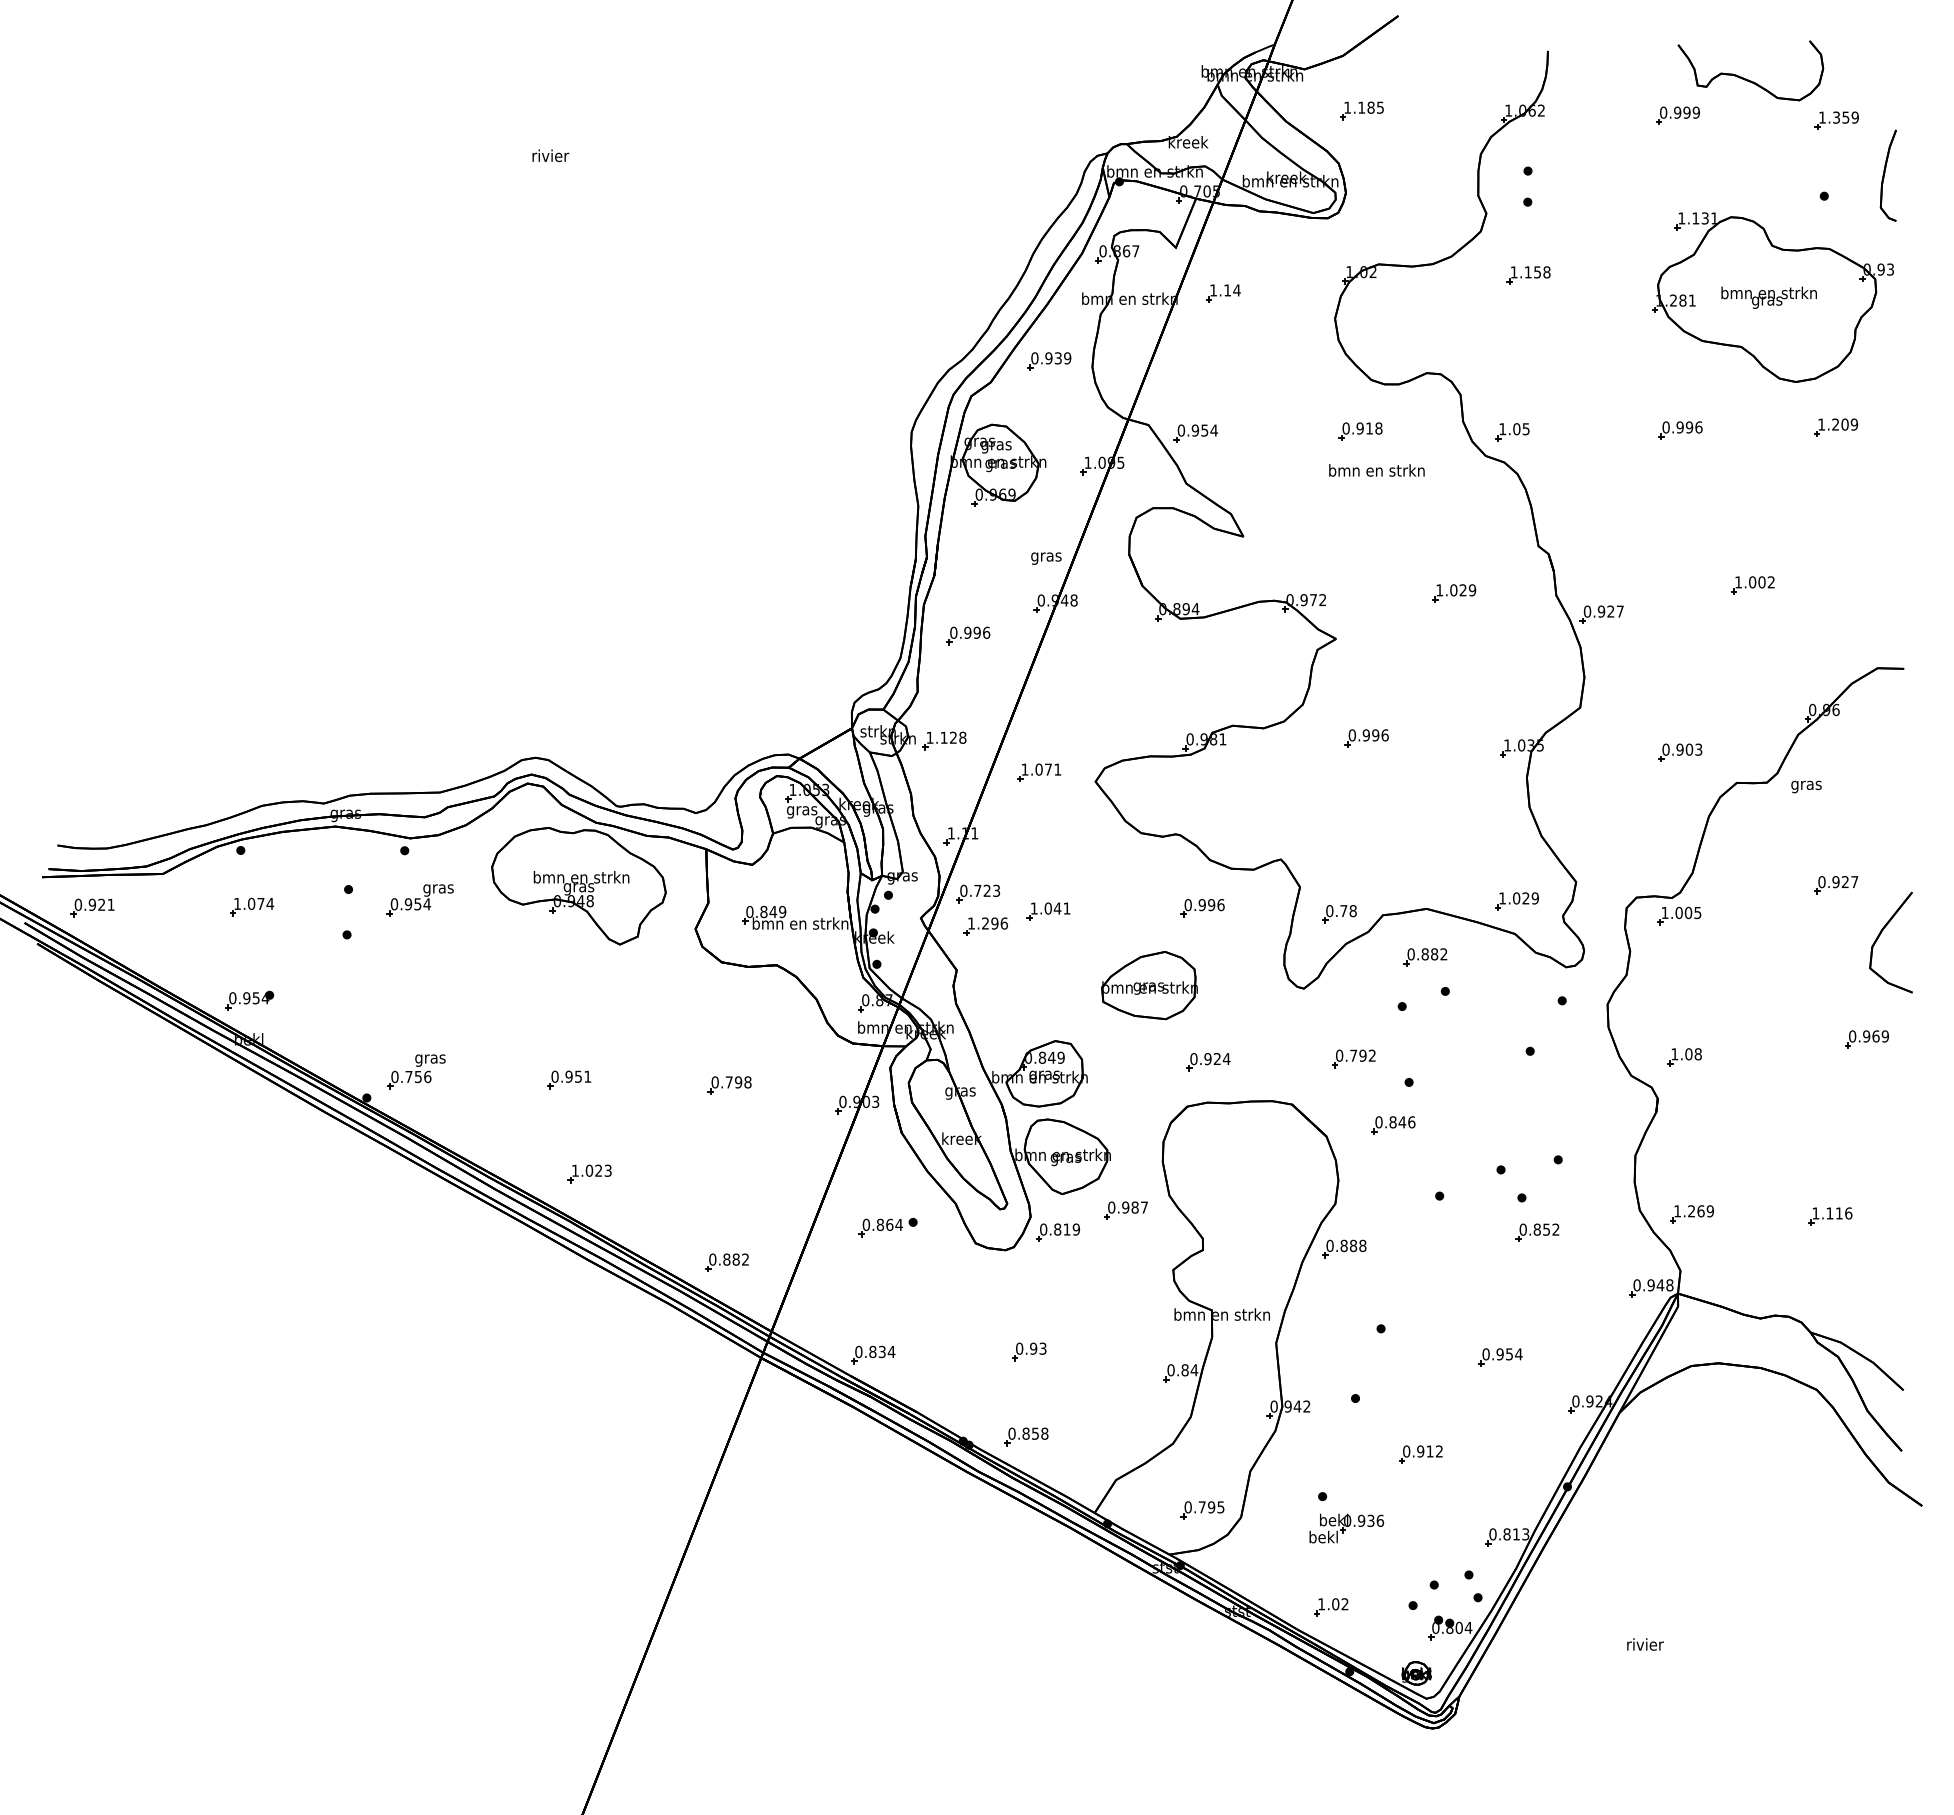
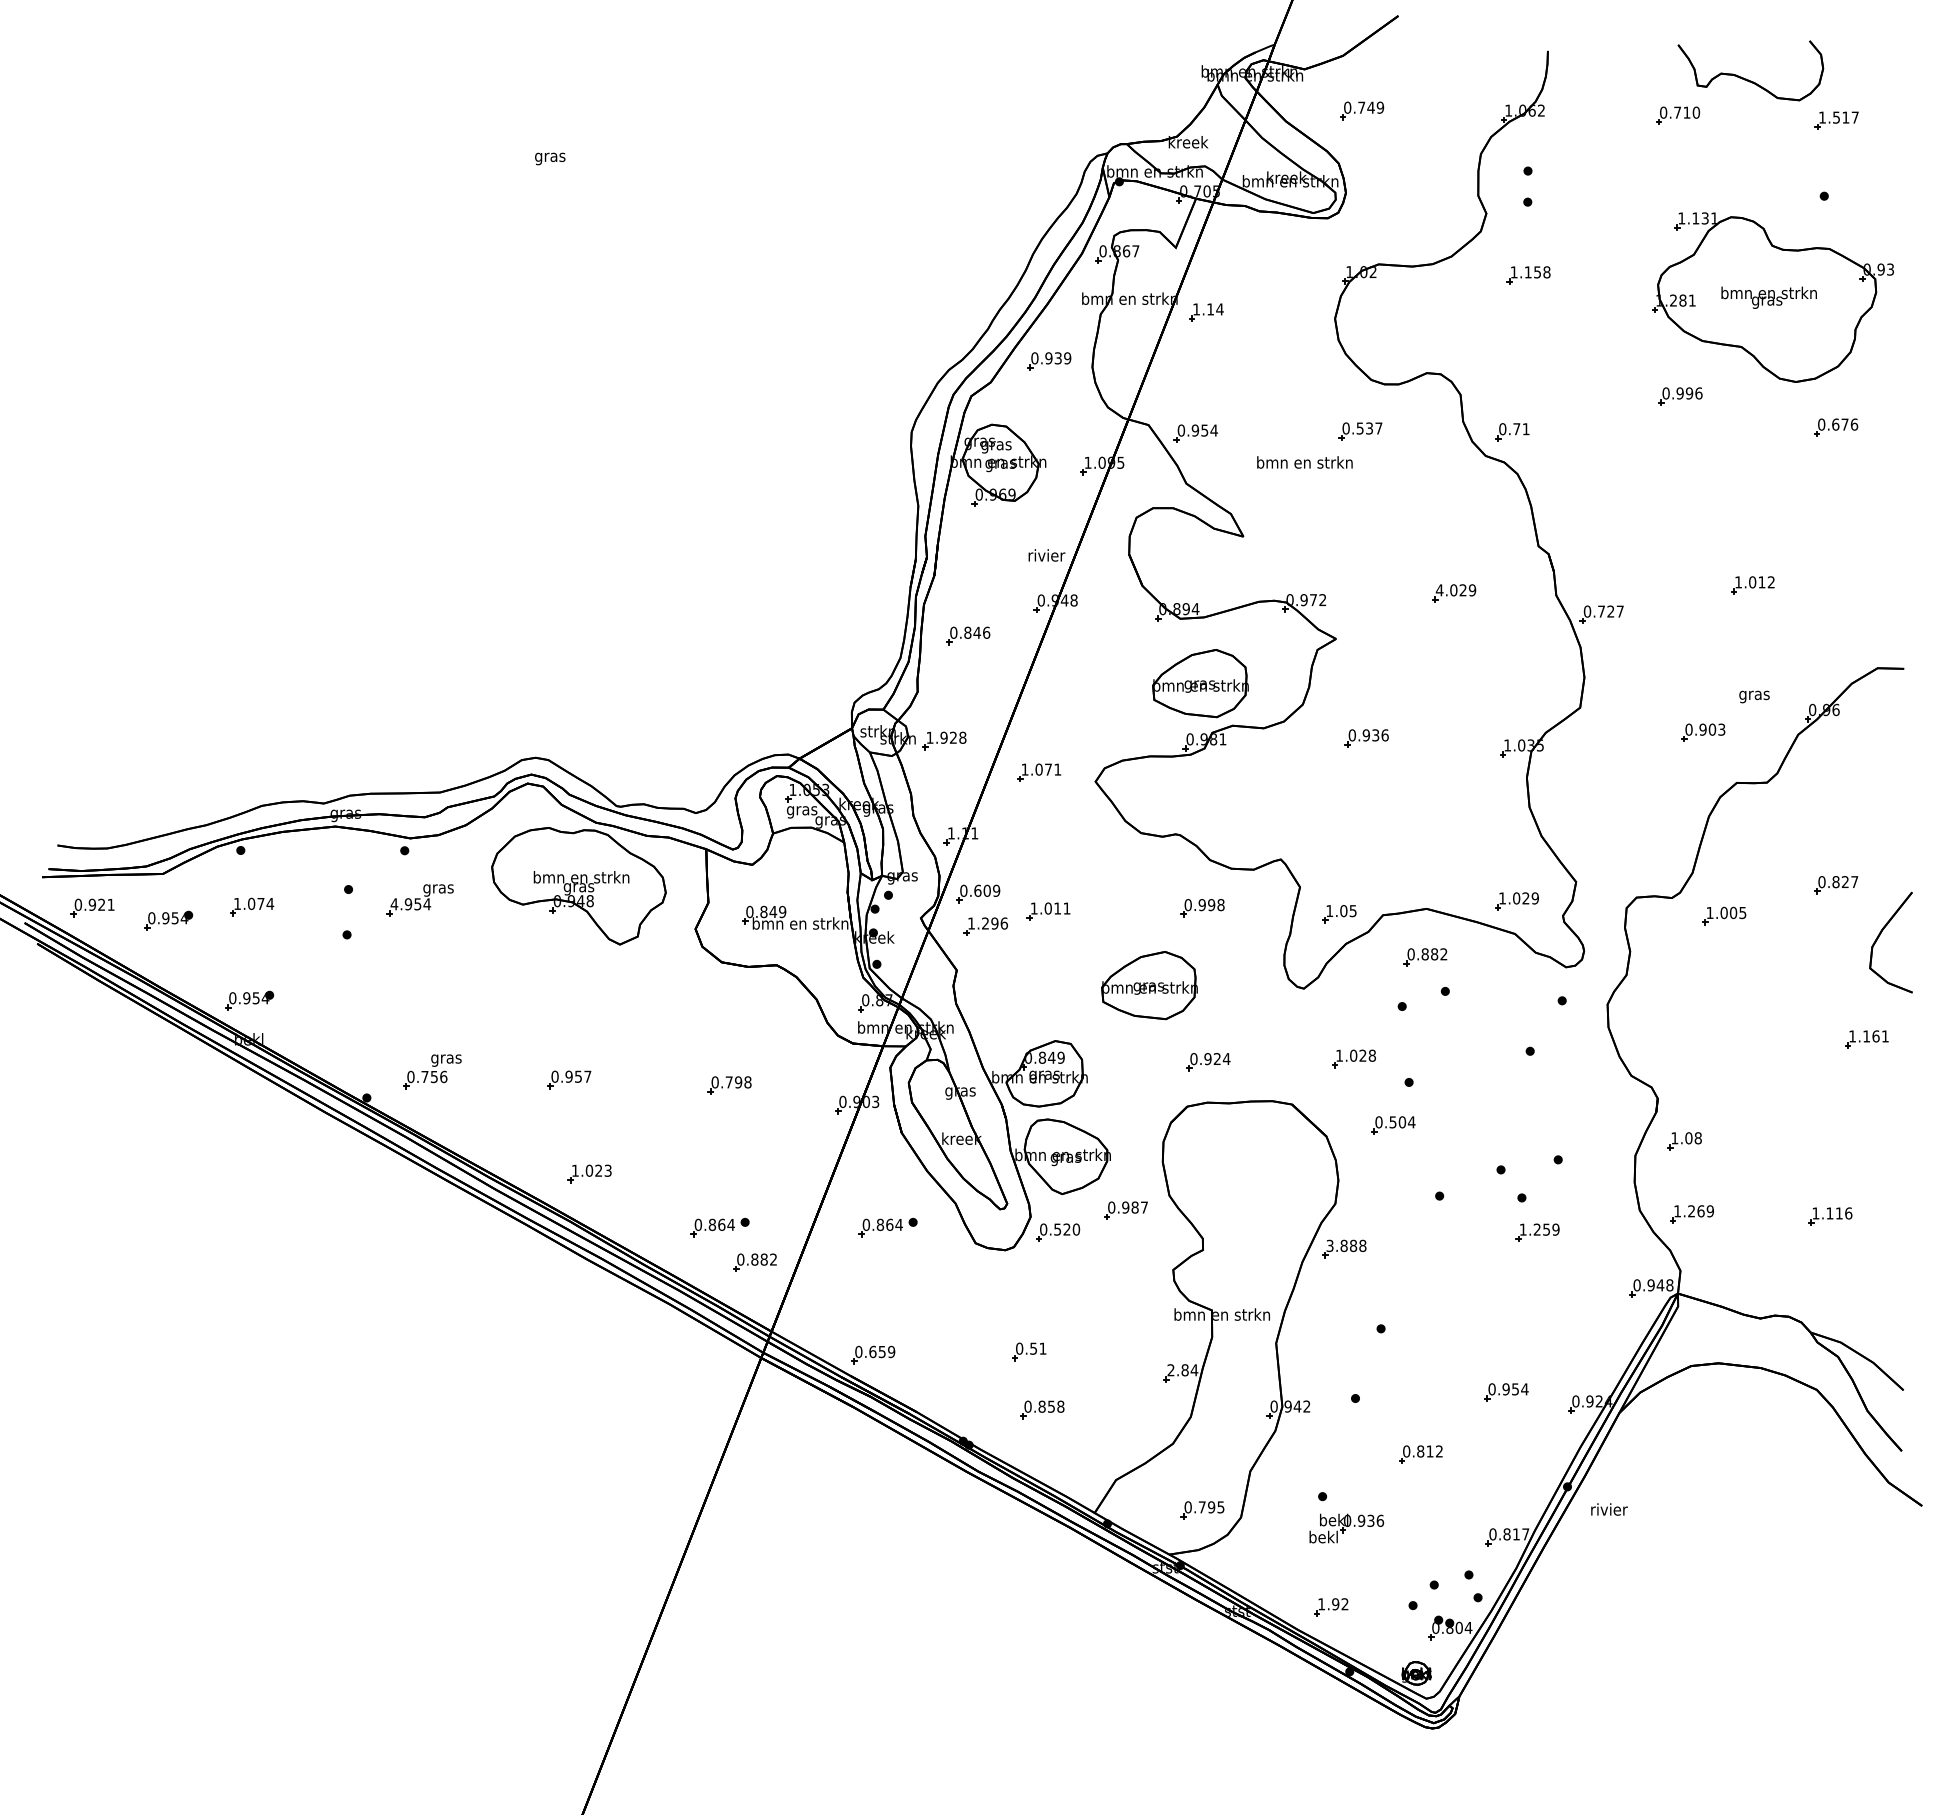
text: 1.185 -> 0.749 (1364, 107)
text: 0.999 -> 0.710 (1686, 112)
text: 1.359 -> 1.517 (1845, 117)
text: rivier -> gras (550, 157)
part: present -> none (1887, 175)
part position: (1223, 293) -> (1206, 312) (1206, 312)
text: 1.209 -> 0.676 (1838, 424)
text: 0.918 -> 0.537 (1369, 428)
text: 1.05 -> 0.71 (1514, 429)
part position: (1680, 430) -> (1680, 396) (1680, 396)
text position: (1376, 470) -> (1304, 462) (1304, 462)
text: gras -> rivier (1046, 556)
text: 1.002 -> 1.012 (1761, 582)
text: 1.029 -> 4.029 (1439, 590)
text: 0.927 -> 0.727 (1601, 611)
text: 0.996 -> 0.846 (972, 632)
part: none -> present (1200, 683)
text: 0.996 -> 0.936 (1375, 735)
text: 1.128 -> 1.928 (943, 737)
part position: (1680, 752) -> (1703, 732) (1703, 732)
text position: (1806, 786) -> (1754, 696) (1754, 696)
text: 0.927 -> 0.827 (1835, 882)
text: 0.723 -> 0.609 (987, 890)
text: 0.954 -> 4.954 (394, 904)
text: 0.996 -> 0.998 (1220, 904)
text: 1.041 -> 1.011 (1057, 908)
text: 0.78 -> 1.05 (1341, 911)
part position: (1679, 915) -> (1724, 915) (1724, 915)
part: none -> present (168, 920)
text: 0.969 -> 1.161 (1868, 1036)
text: 0.792 -> 1.028 (1355, 1055)
part position: (1684, 1057) -> (1684, 1141) (1684, 1141)
part position: (416, 1071) -> (432, 1071) (432, 1071)
text: 0.951 -> 0.957 (587, 1076)
text: 0.846 -> 0.504 (1402, 1122)
part: none -> present (719, 1227)
text: 0.819 -> 0.520 (1066, 1229)
text: 0.852 -> 1.259 (1539, 1229)
text: 0.888 -> 3.888 (1329, 1245)
part position: (726, 1262) -> (754, 1262) (754, 1262)
text: 0.93 -> 0.51 (1038, 1348)
text: 0.834 -> 0.659 (882, 1351)
part position: (1500, 1357) -> (1506, 1392) (1506, 1392)
text: 0.84 -> 2.84 (1170, 1370)
part position: (1026, 1436) -> (1042, 1409) (1042, 1409)
text: 0.912 -> 0.812 (1420, 1451)
text: 0.813 -> 0.817 (1525, 1534)
text: 1.02 -> 1.92 (1335, 1604)
text position: (1645, 1644) -> (1609, 1509) (1609, 1509)
